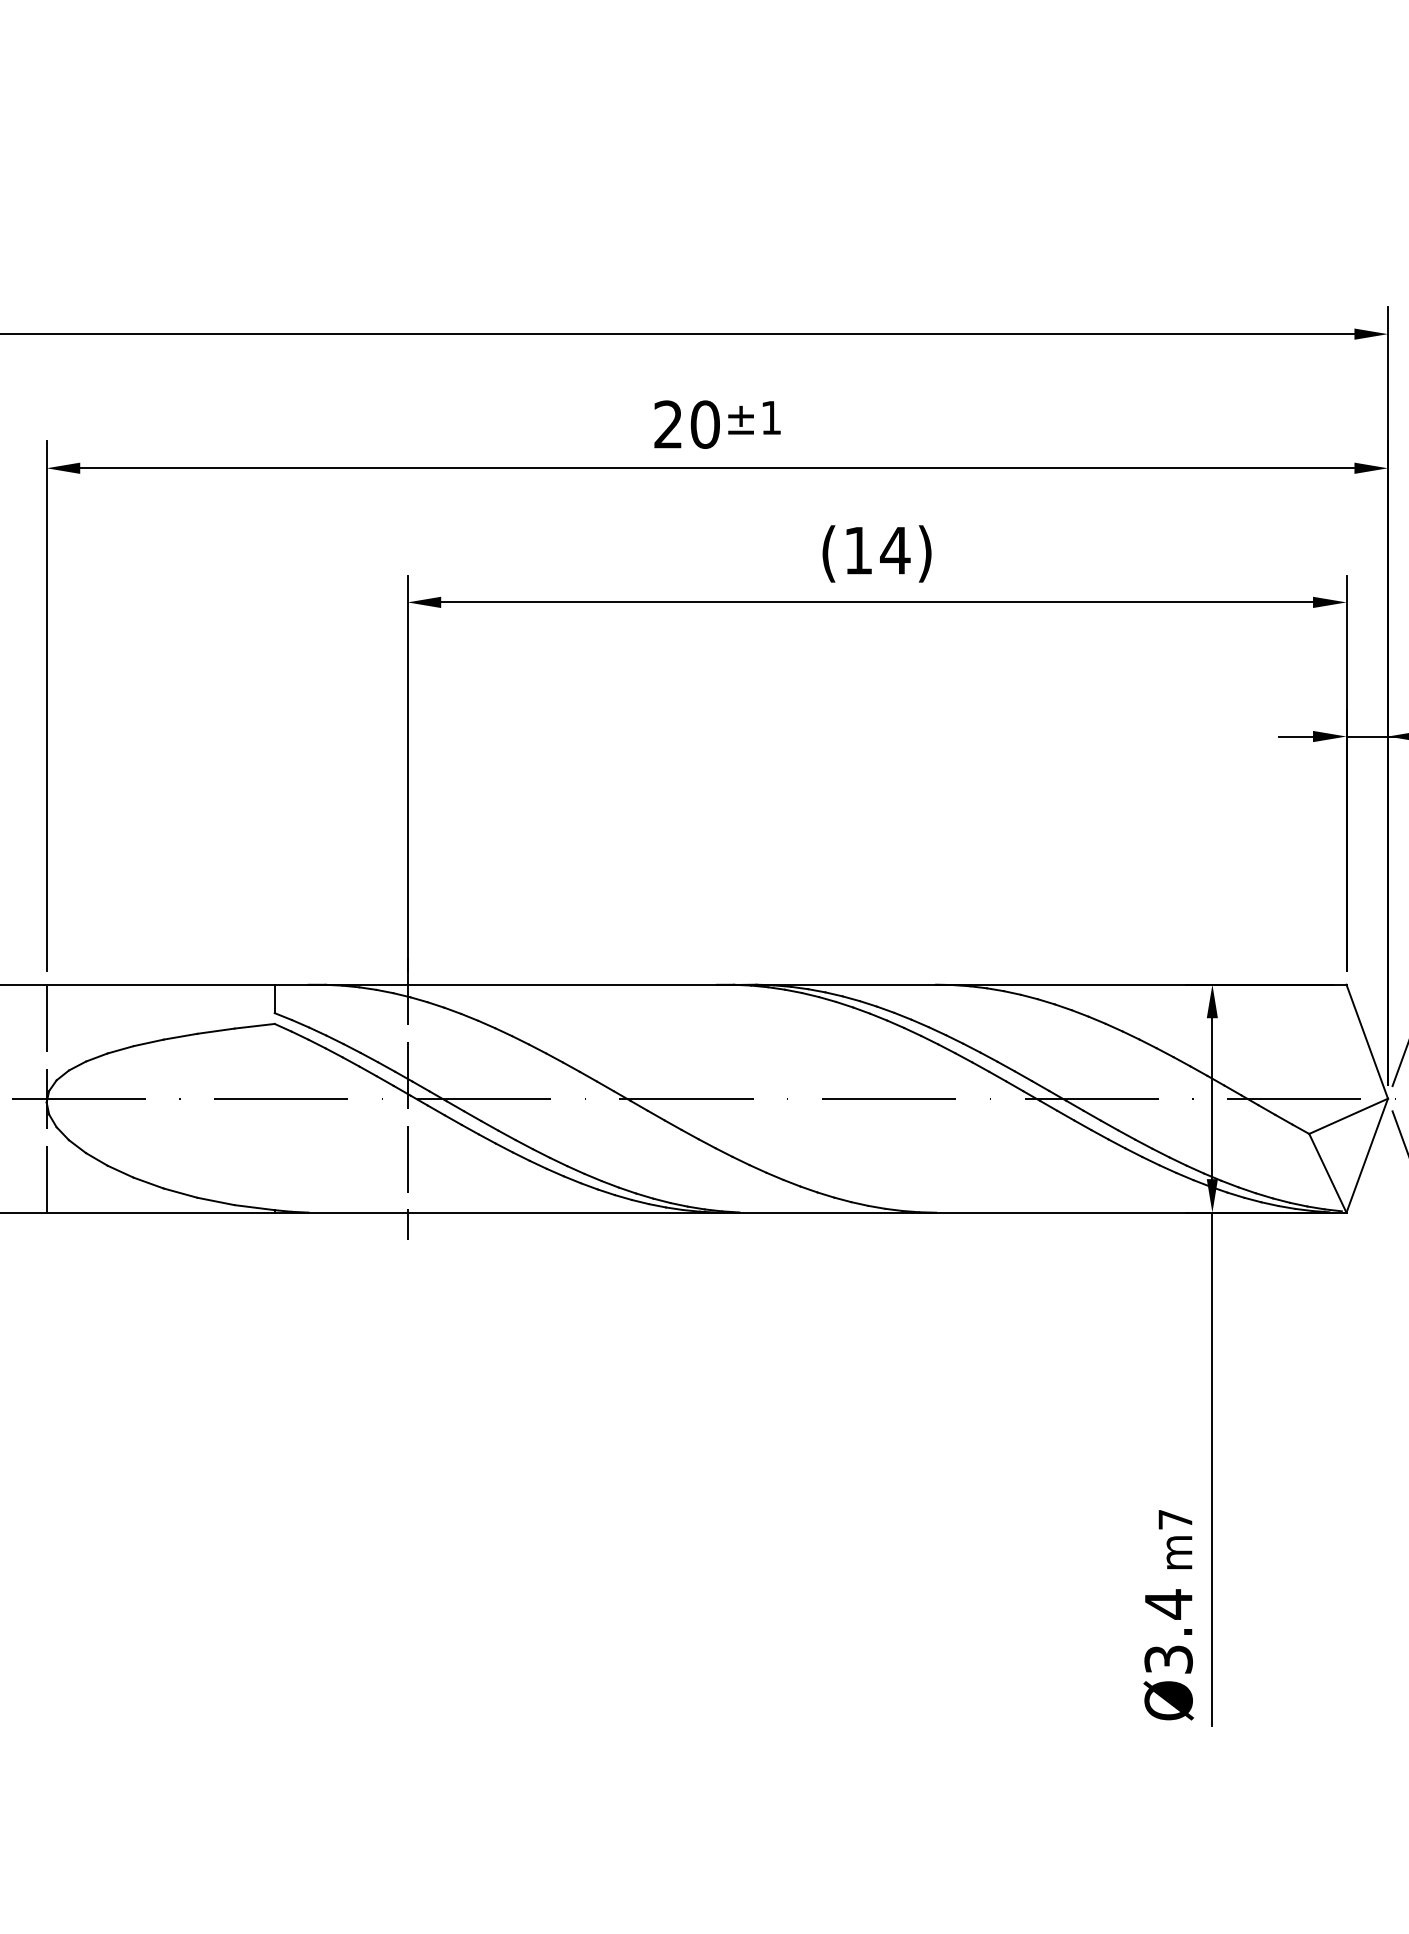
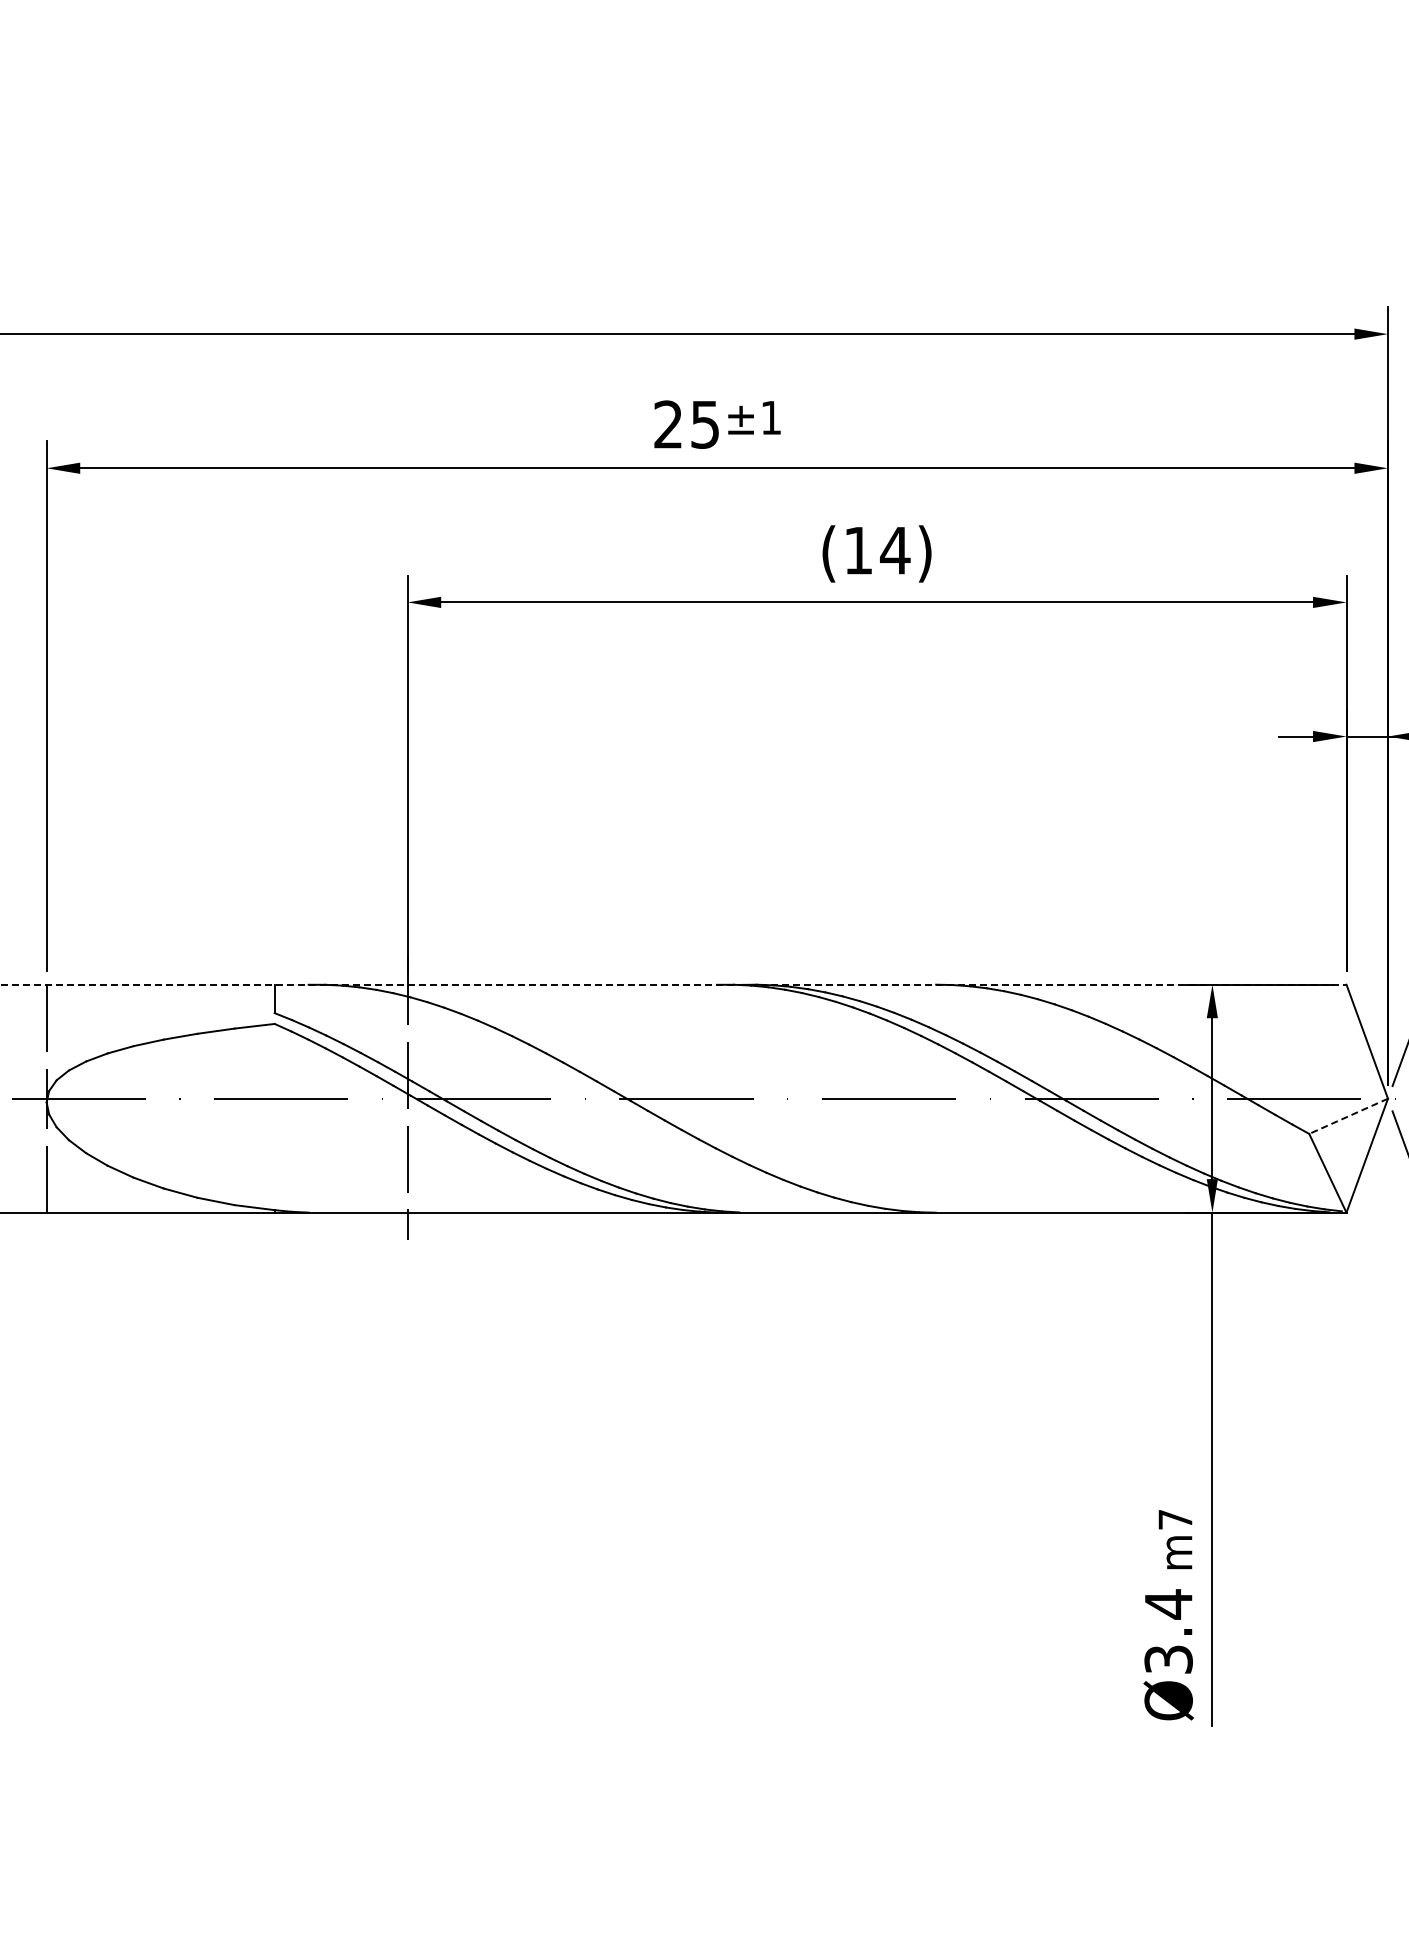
text: 20 -> 25 (704, 424)
line: solid -> dashed (673, 984)
line: solid -> dashed (1348, 1116)
